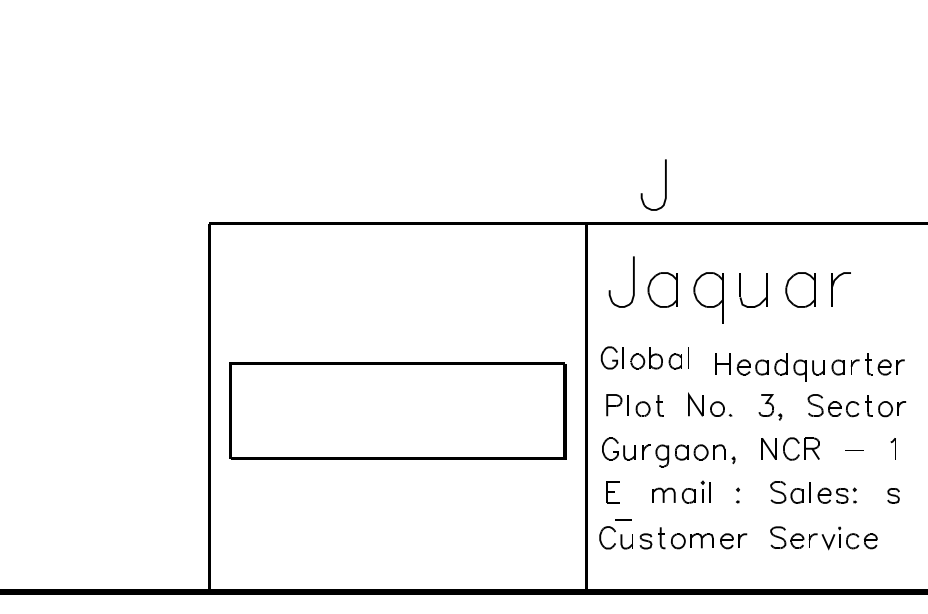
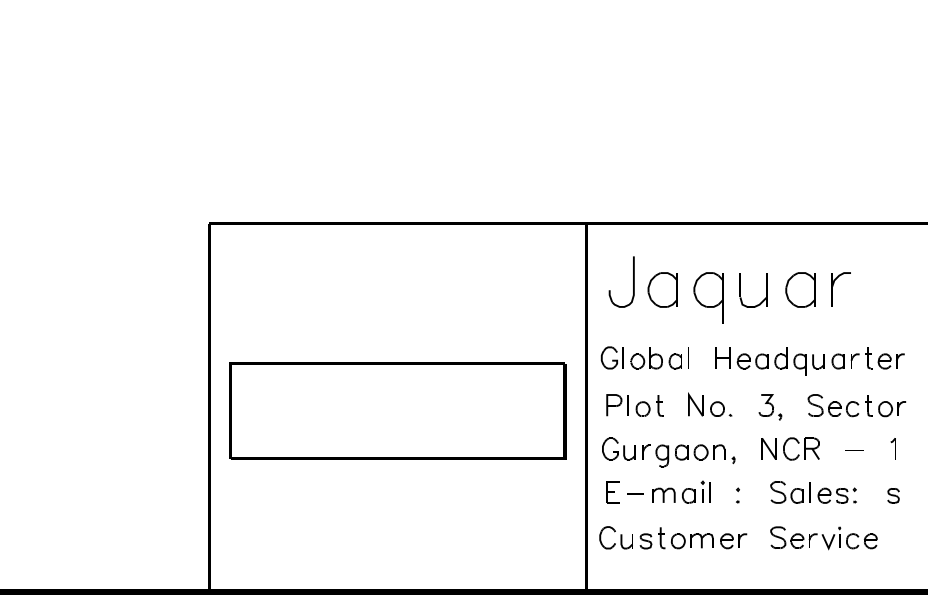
part: present -> none (665, 184)
part position: (809, 367) -> (809, 361) (809, 361)
line position: (623, 519) -> (635, 493) (635, 493)
